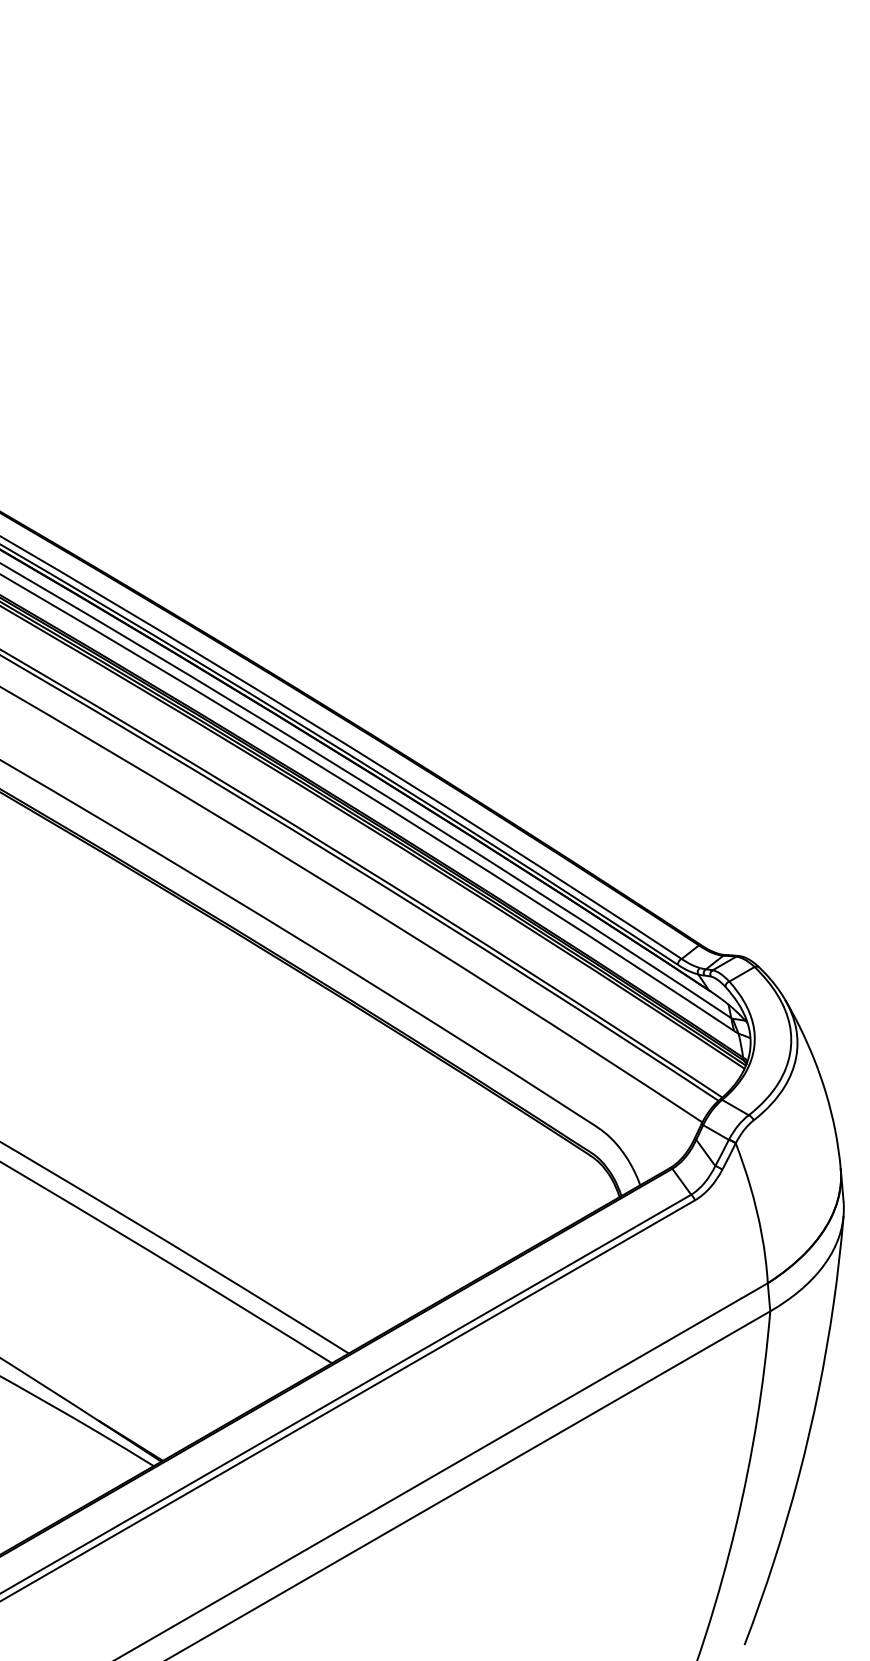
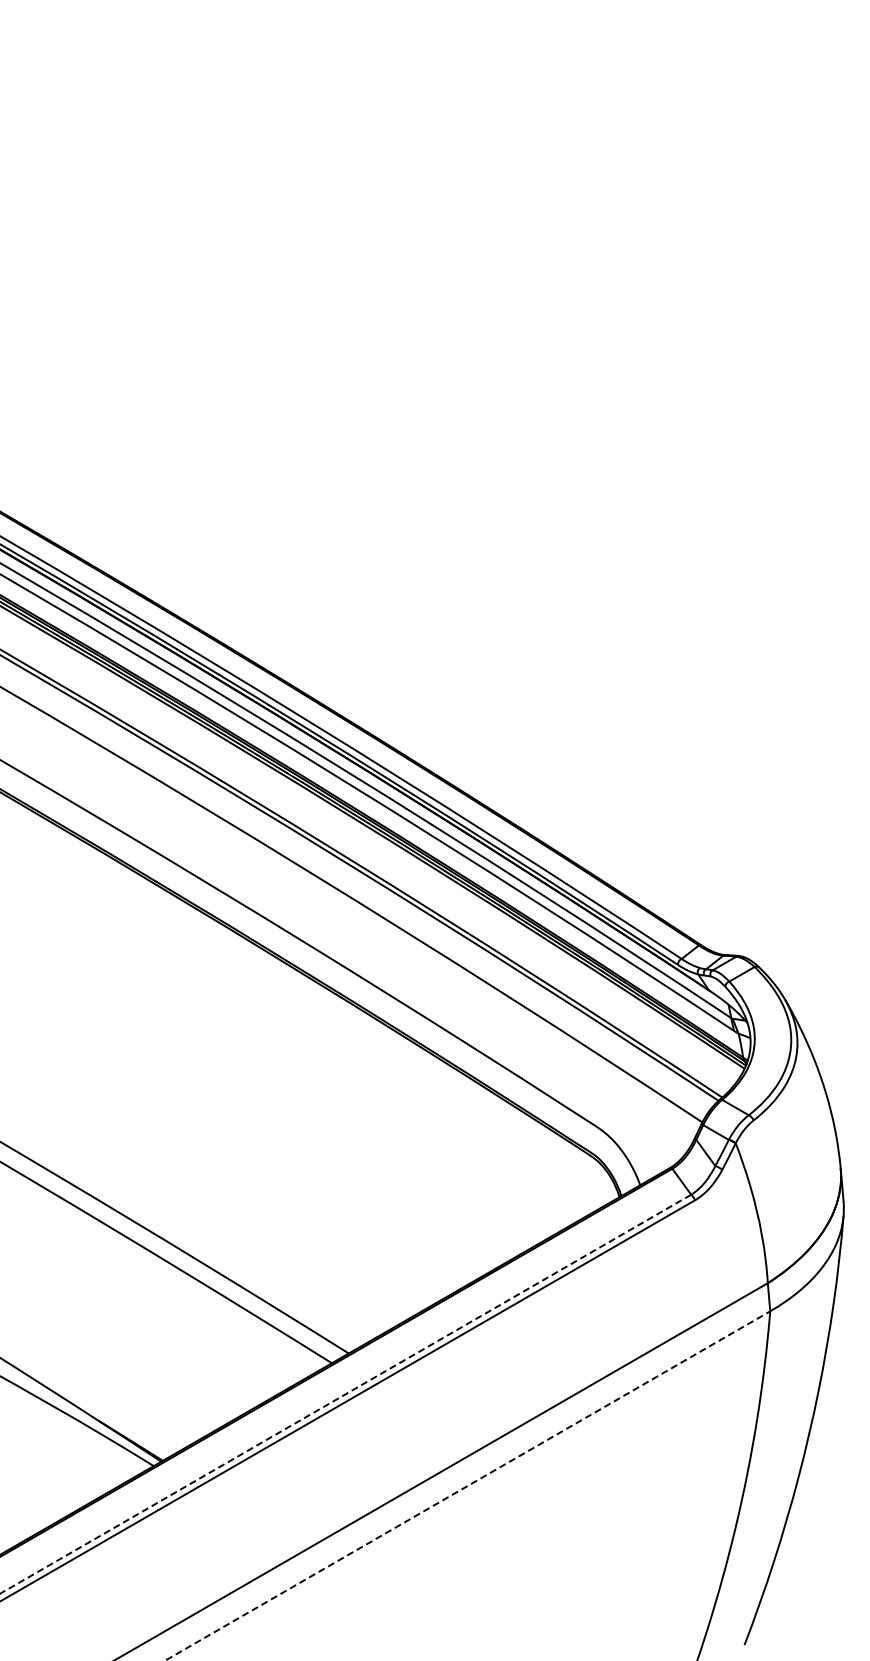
line: solid -> dashed (345, 1394)
line: solid -> dashed (468, 1485)
